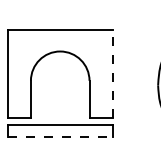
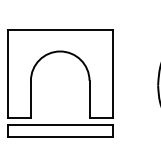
line: dashed -> solid (112, 74)
line: dashed -> solid (60, 136)
